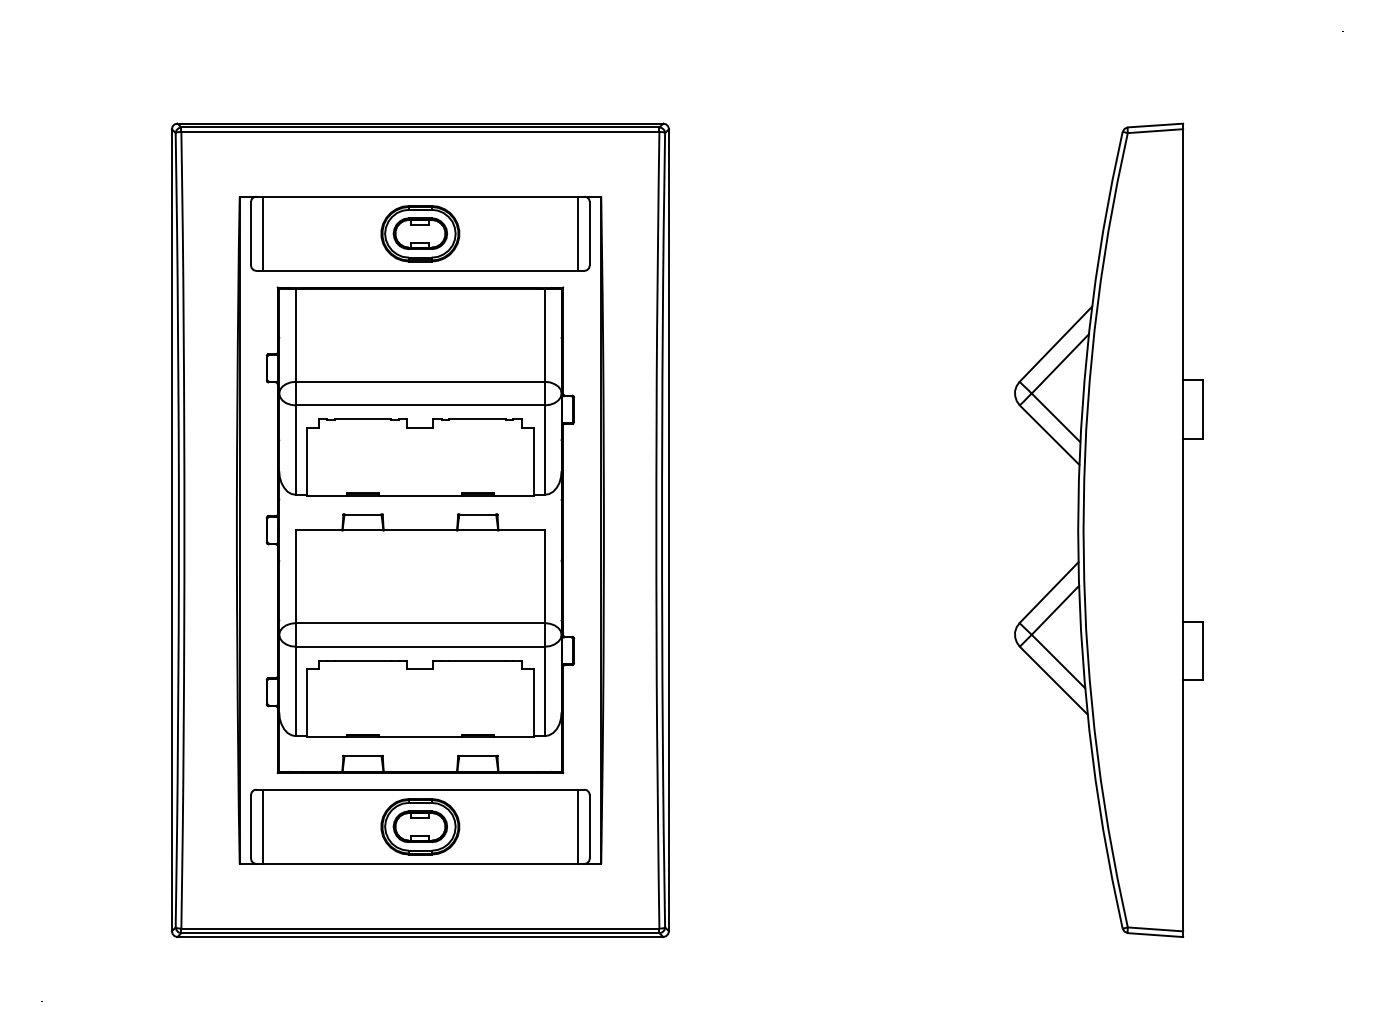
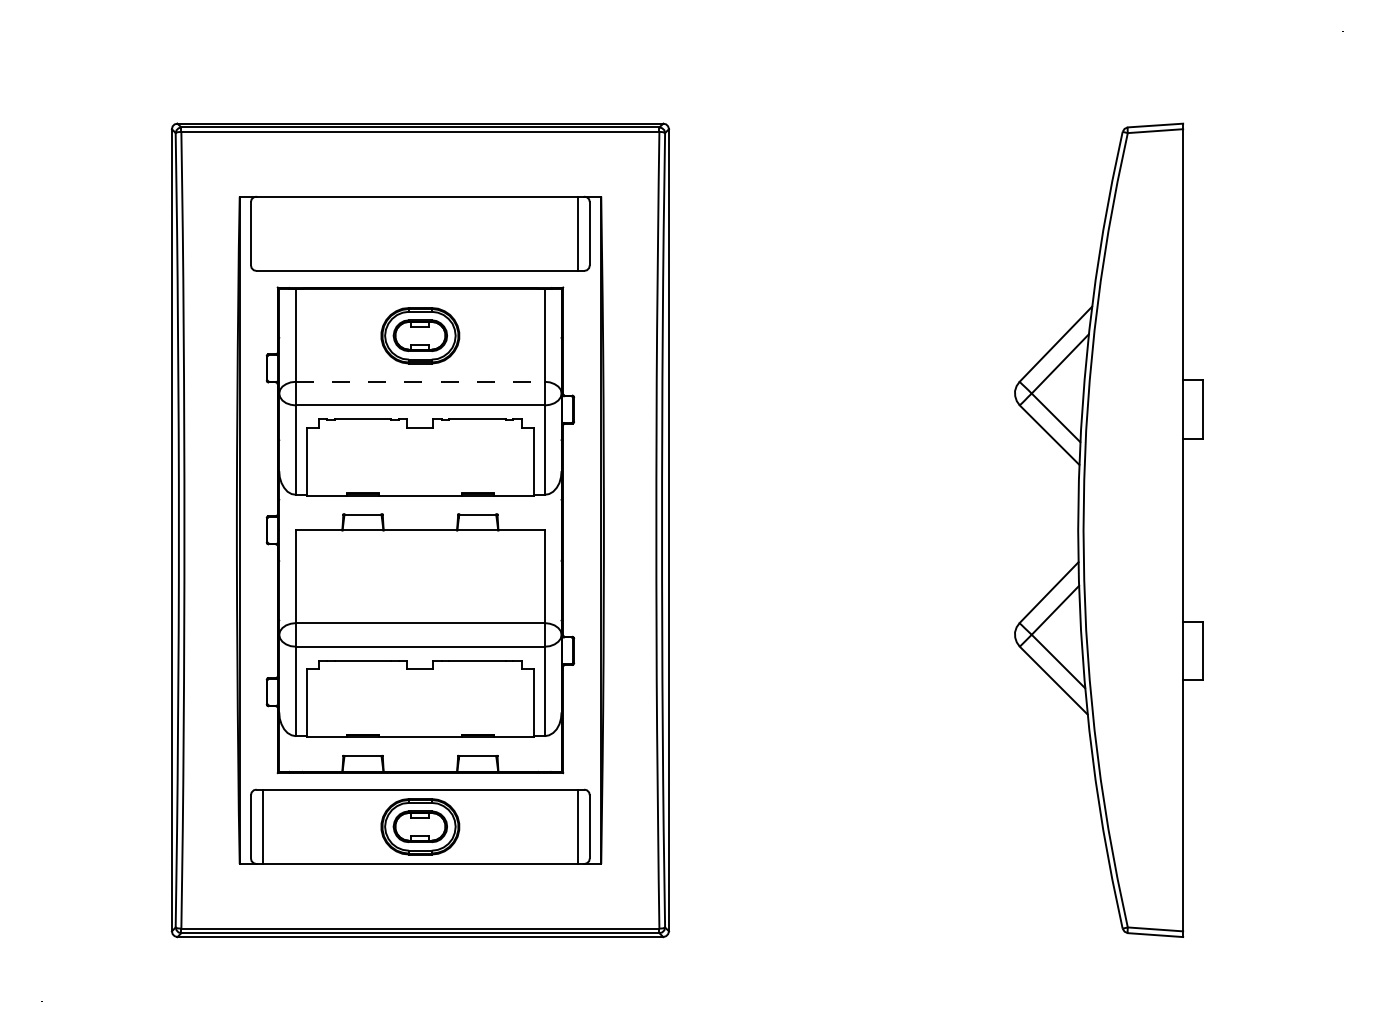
line: present -> none (262, 233)
part position: (420, 233) -> (420, 335) (420, 335)
line: solid -> dashed (420, 381)
